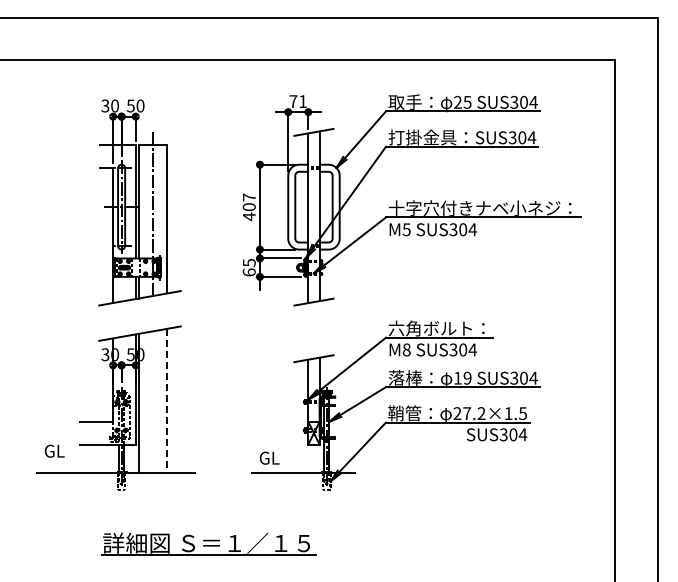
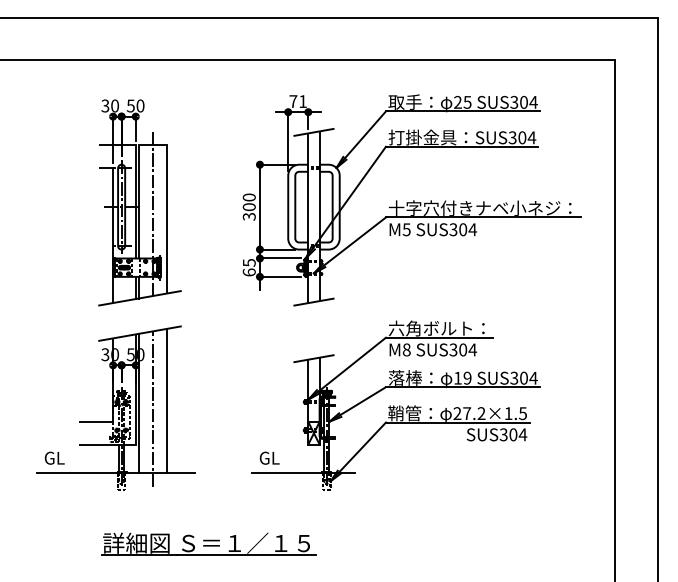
text: 407 -> 300 (248, 207)
line: dashed -> solid (166, 400)
line: none -> present (152, 408)
text position: (54, 450) -> (54, 457) (54, 457)
